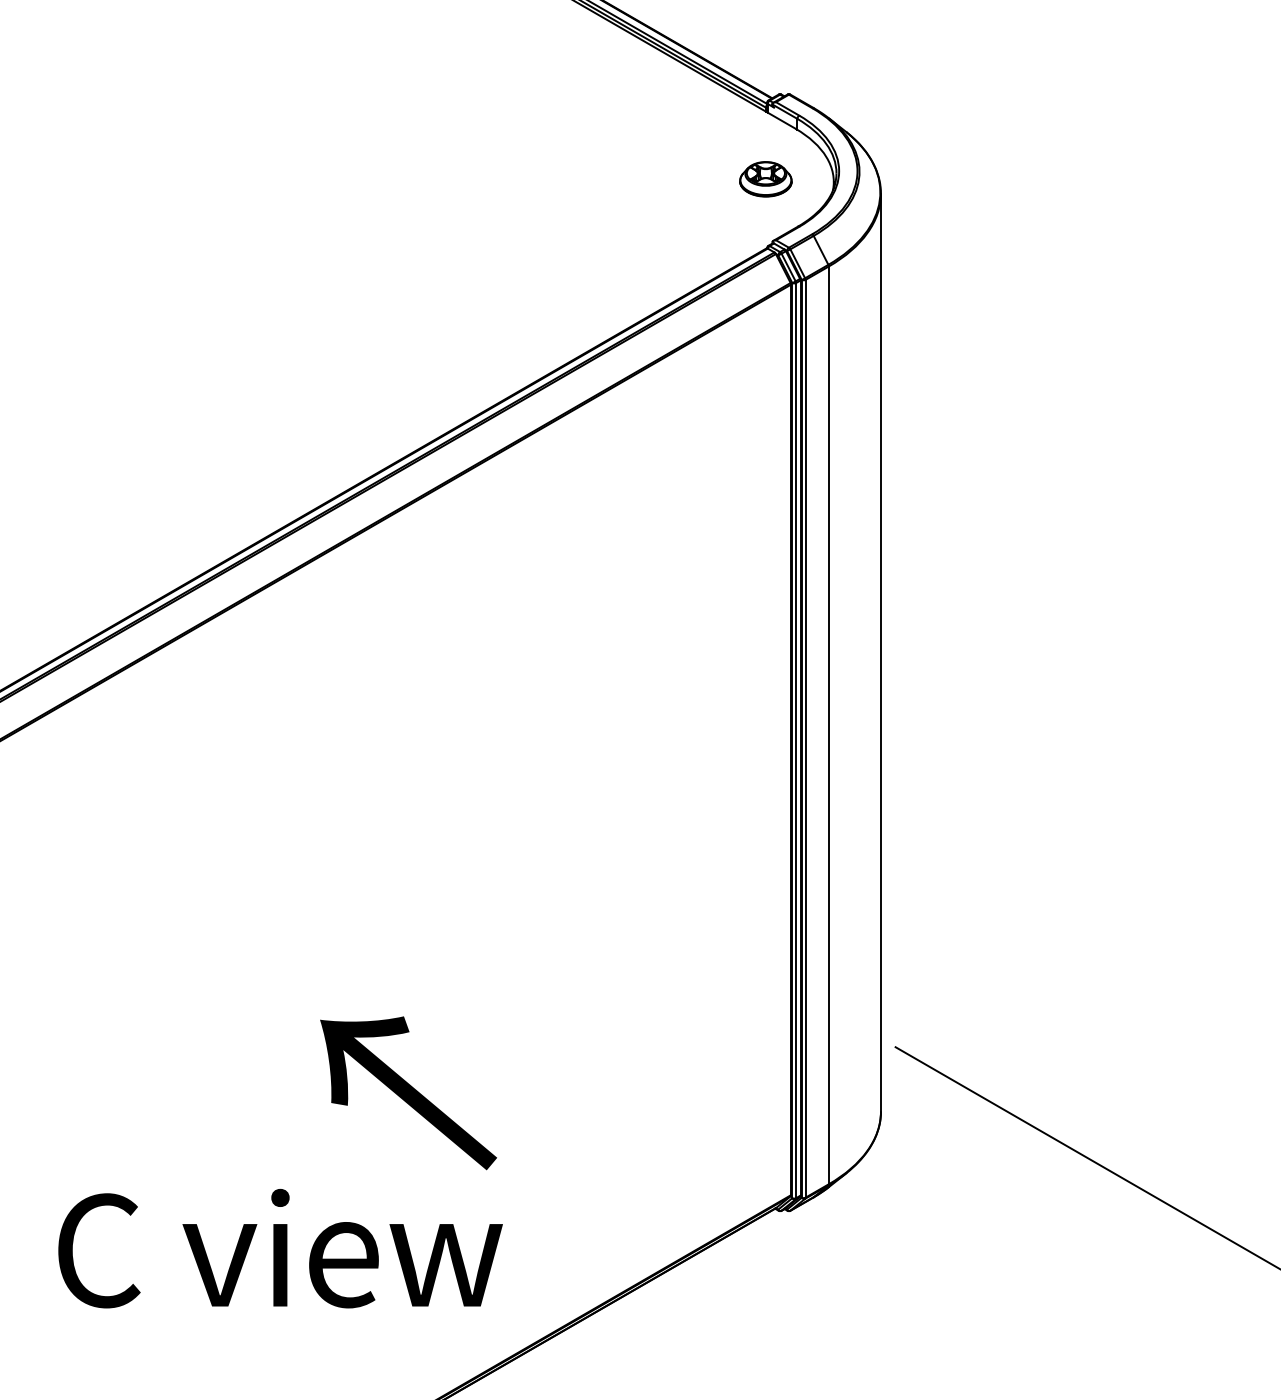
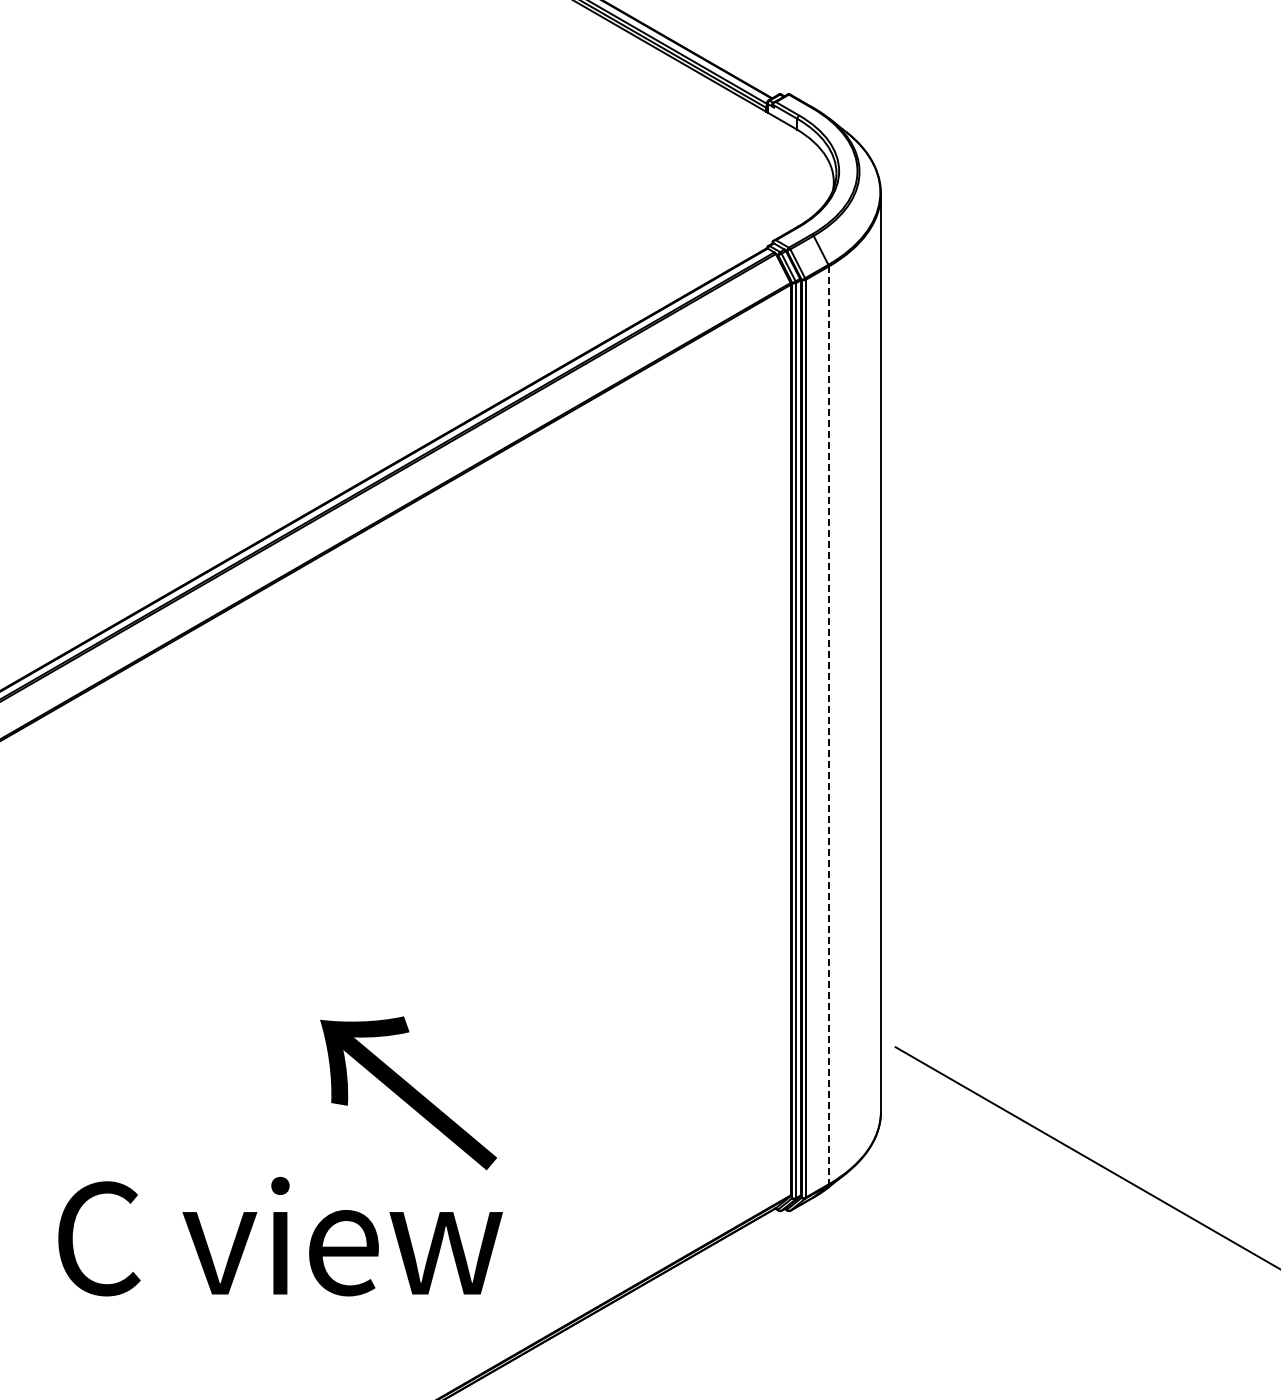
part: present -> none (765, 179)
line: solid -> dashed (828, 725)
text position: (280, 1248) -> (280, 1236) (280, 1236)
